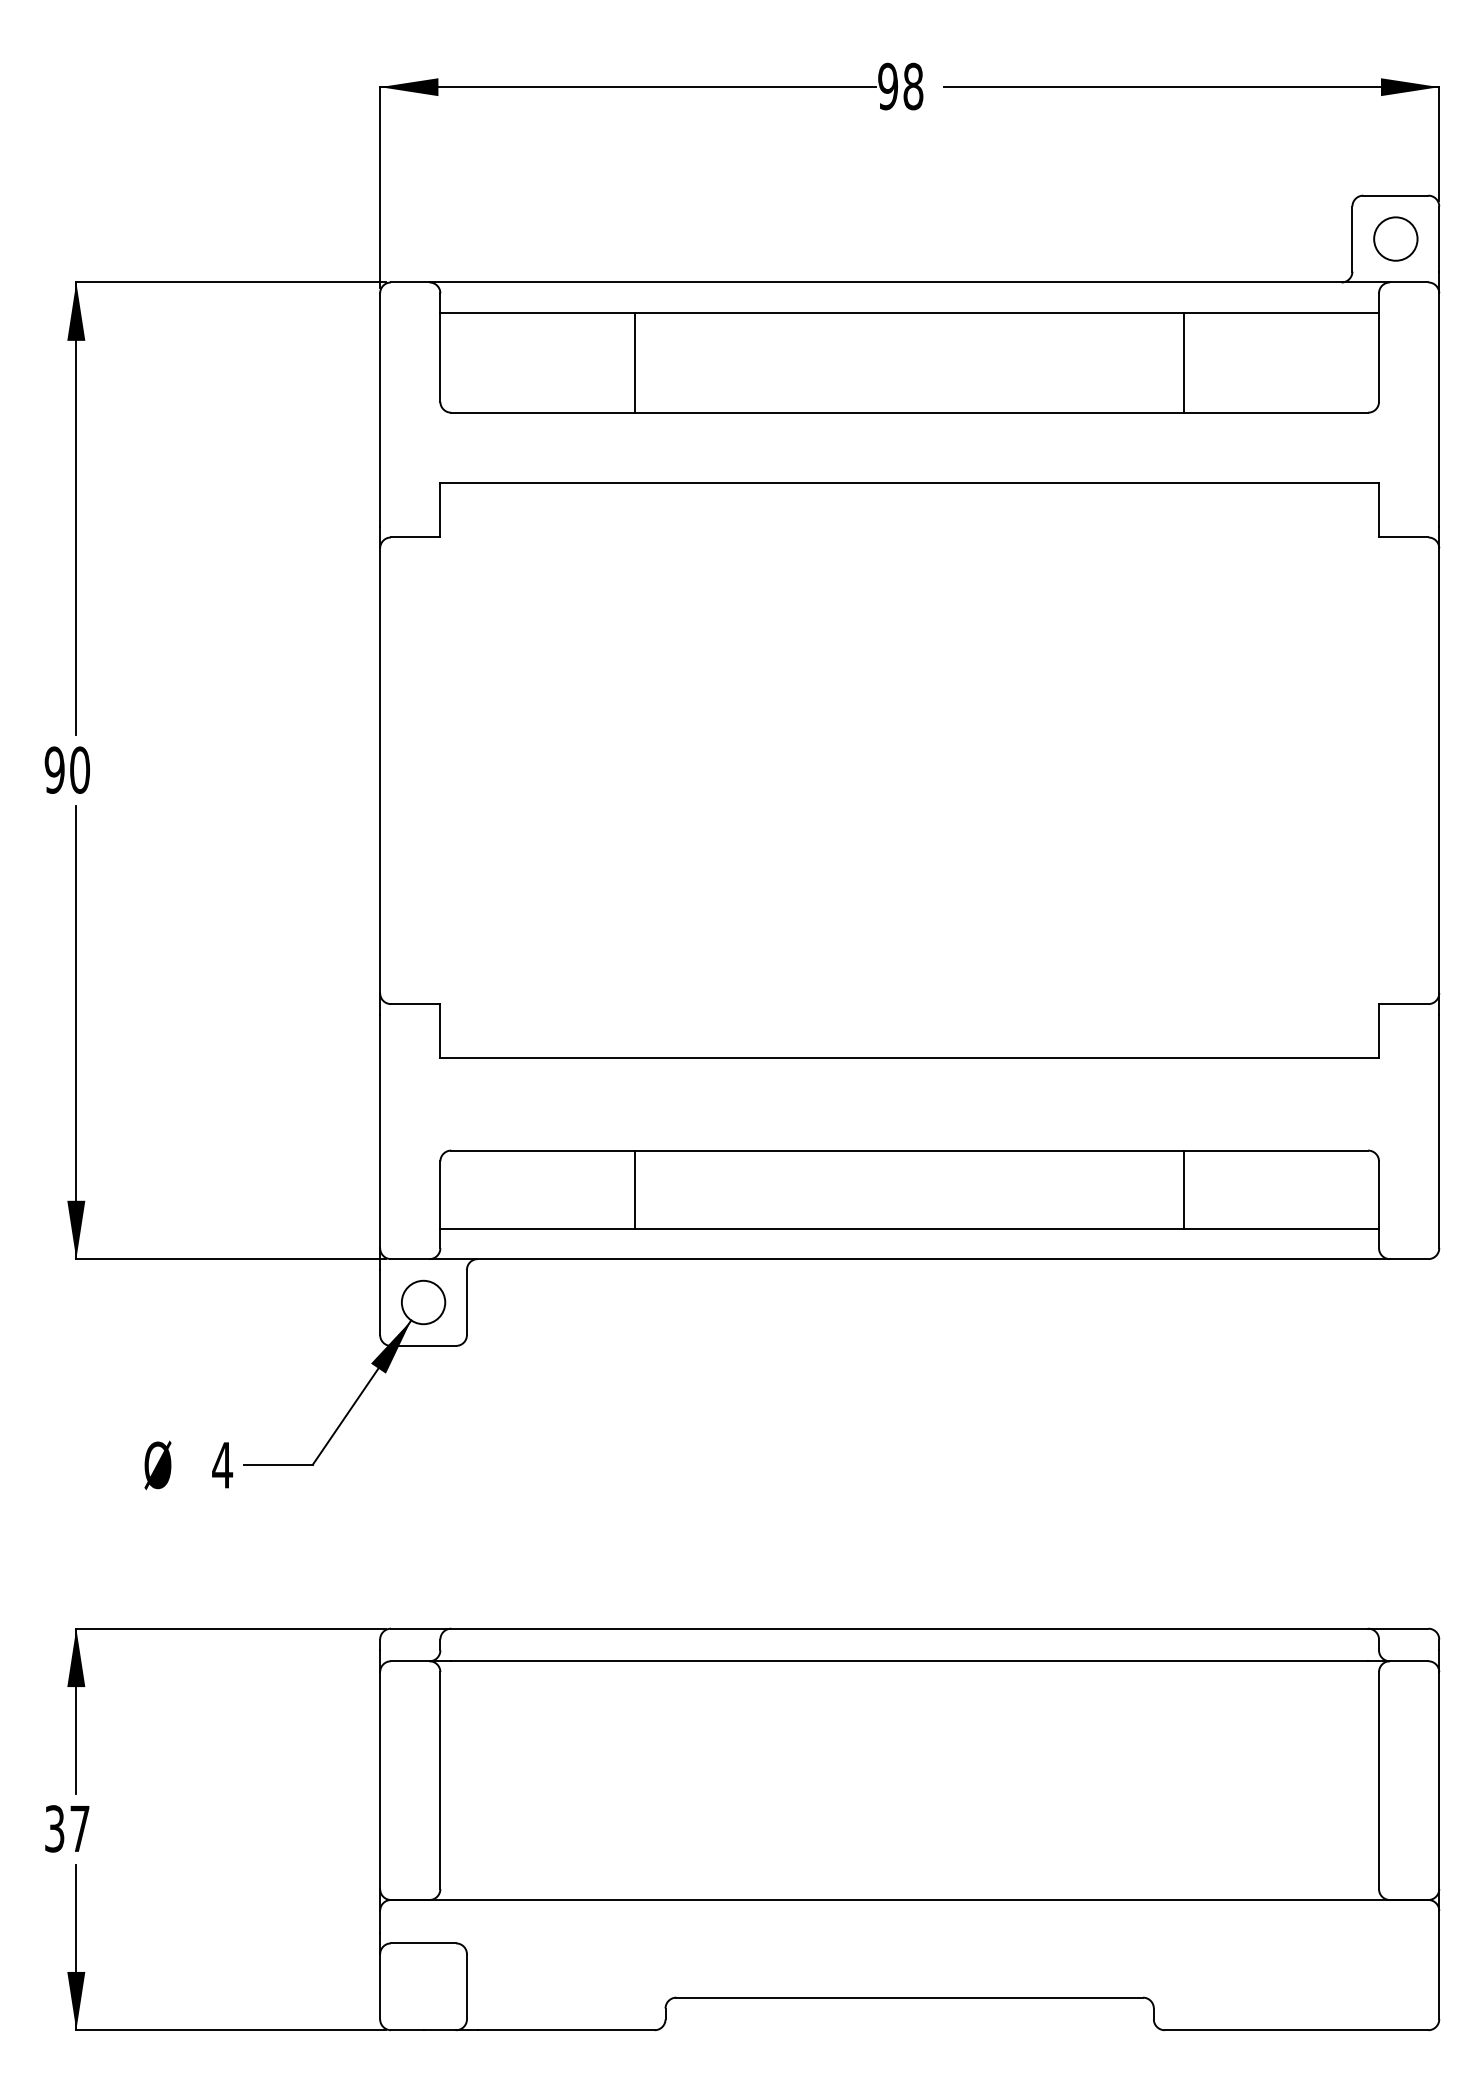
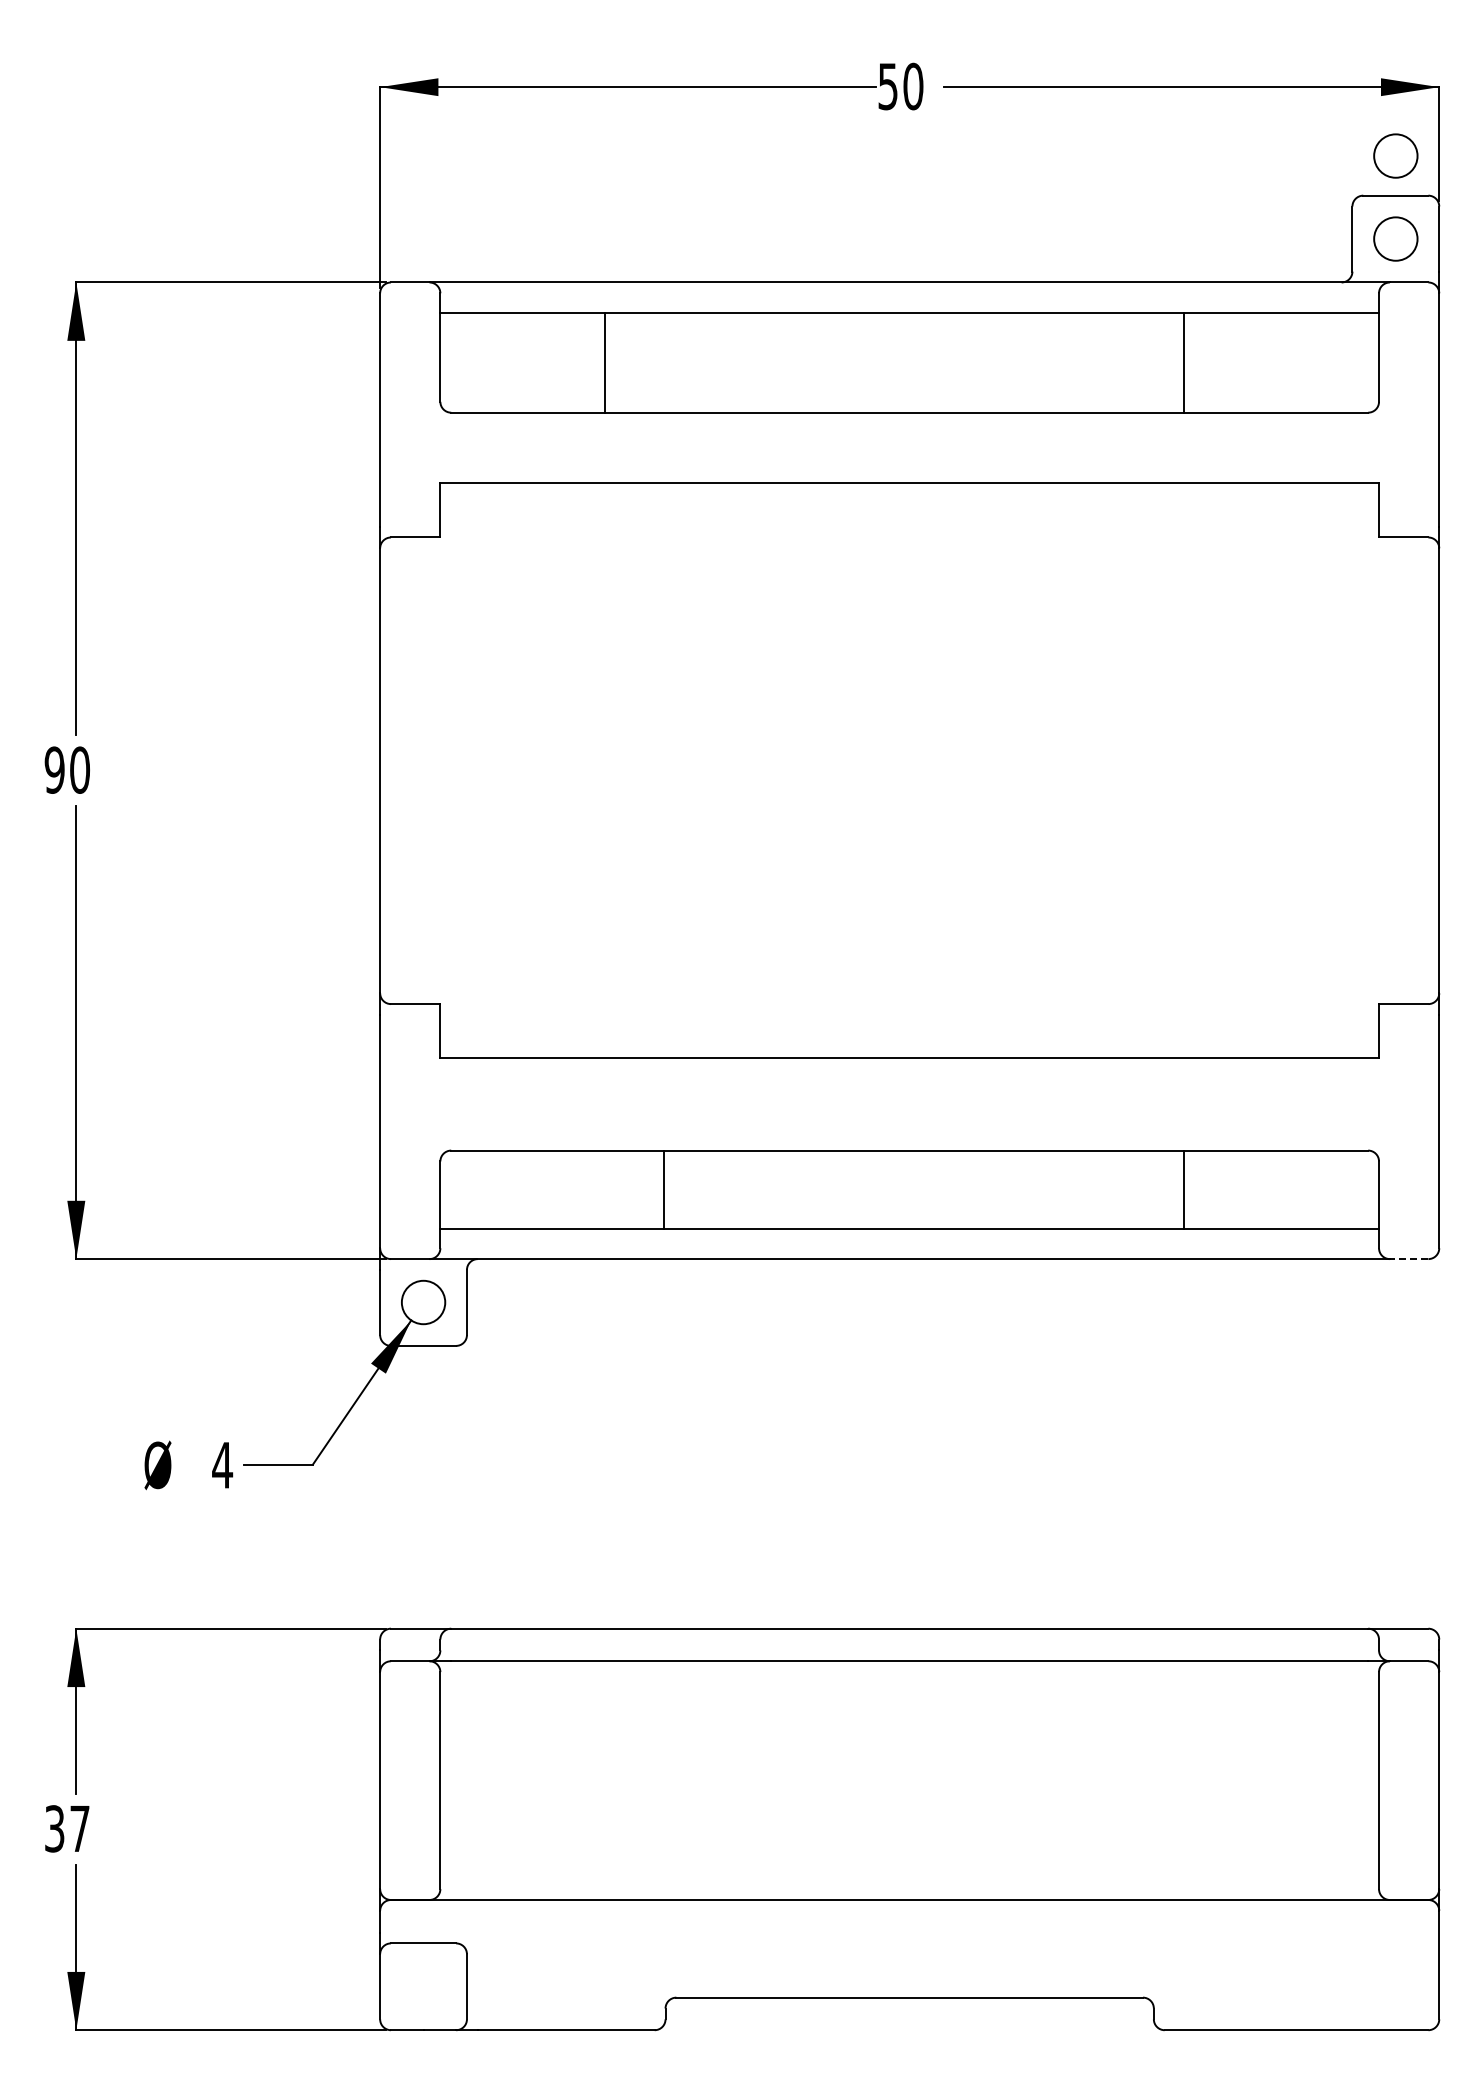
text: 98 -> 50 (900, 86)
circle: none -> present (1395, 155)
line position: (635, 362) -> (605, 362) (605, 362)
line position: (635, 1189) -> (664, 1189) (664, 1189)
line: solid -> dashed (1408, 1259)
